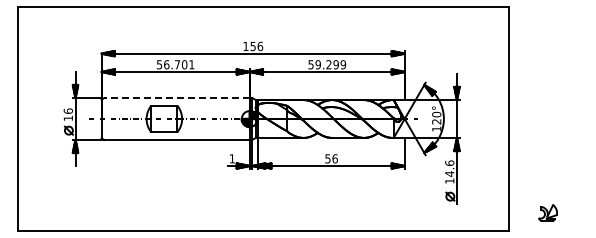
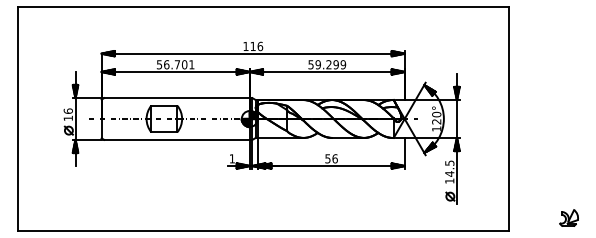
text: 156 -> 116 (252, 46)
line: dashed -> solid (177, 98)
text: 14.6 -> 14.5 (449, 162)
part position: (547, 212) -> (568, 217) (568, 217)
